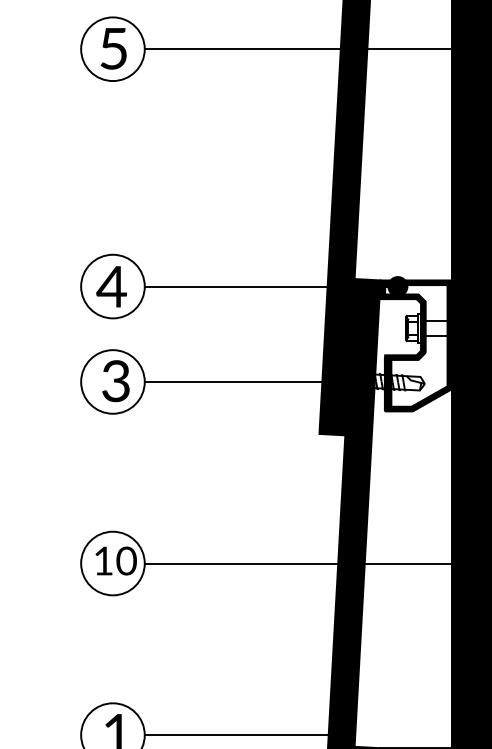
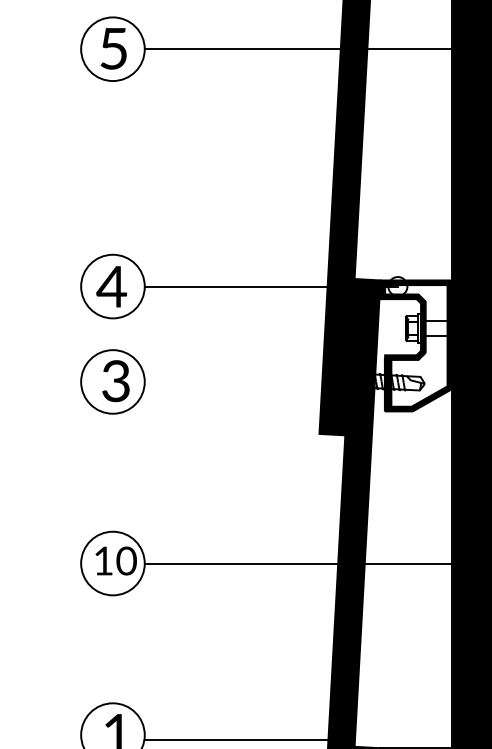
fill: present -> none (397, 286)
line: present -> none (248, 381)
line position: (242, 735) -> (242, 740) (242, 740)
